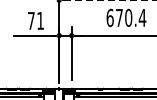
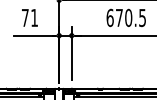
line: dashed -> solid (110, 0)
text: 670.4 -> 670.5 (142, 18)
text position: (35, 20) -> (29, 17) (29, 17)
